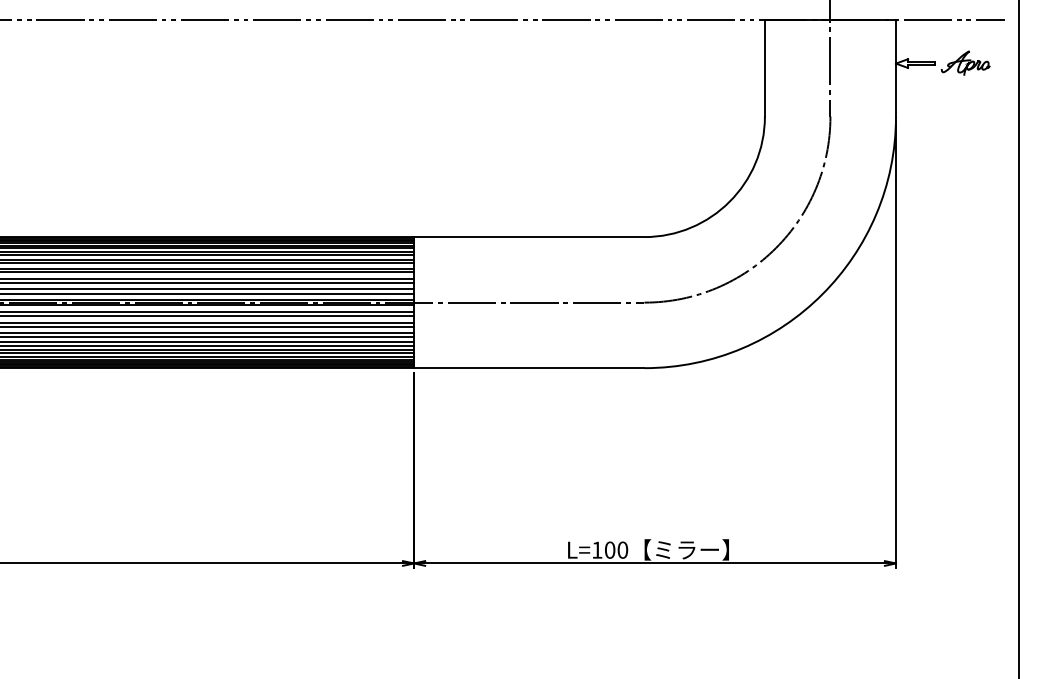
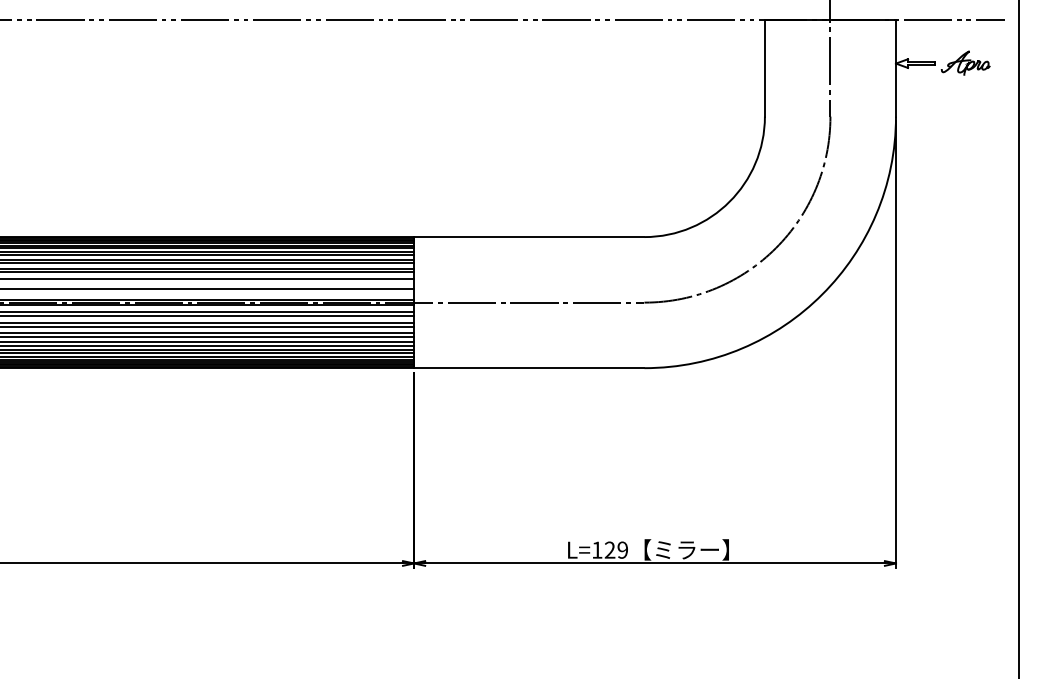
line: present -> none (208, 282)
line: present -> none (208, 293)
text: L=100 -> L=129 (616, 549)
